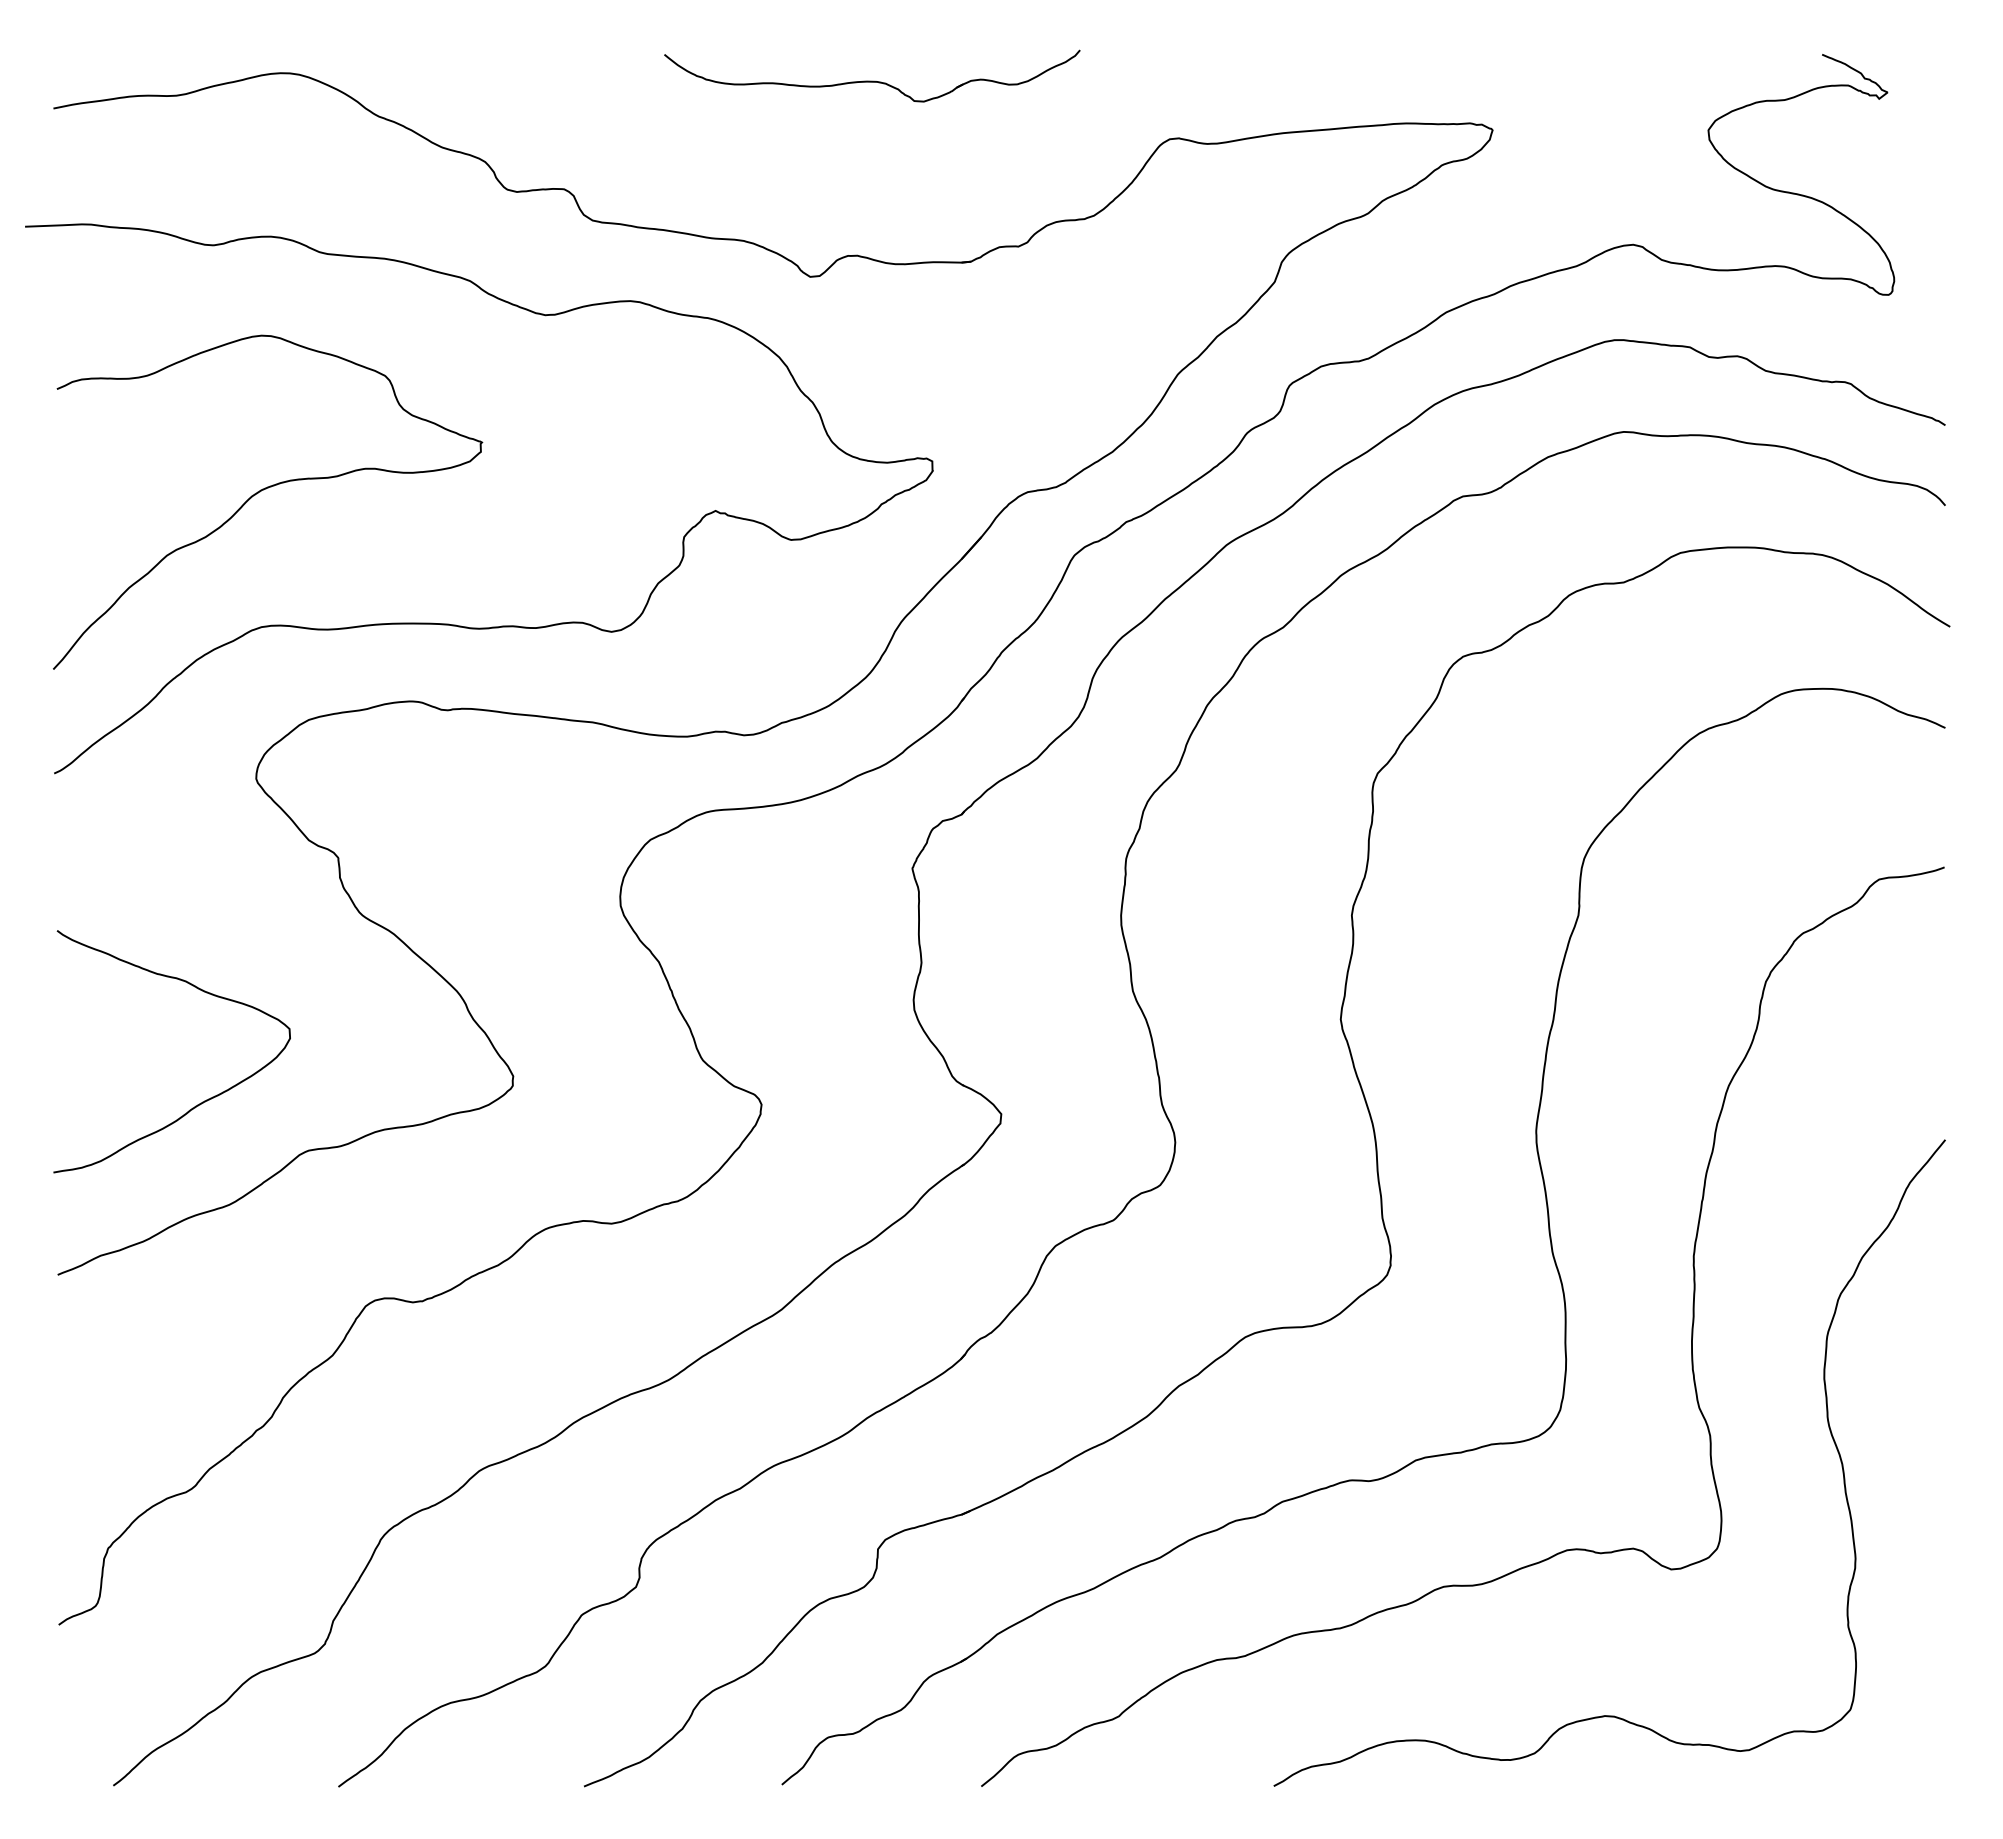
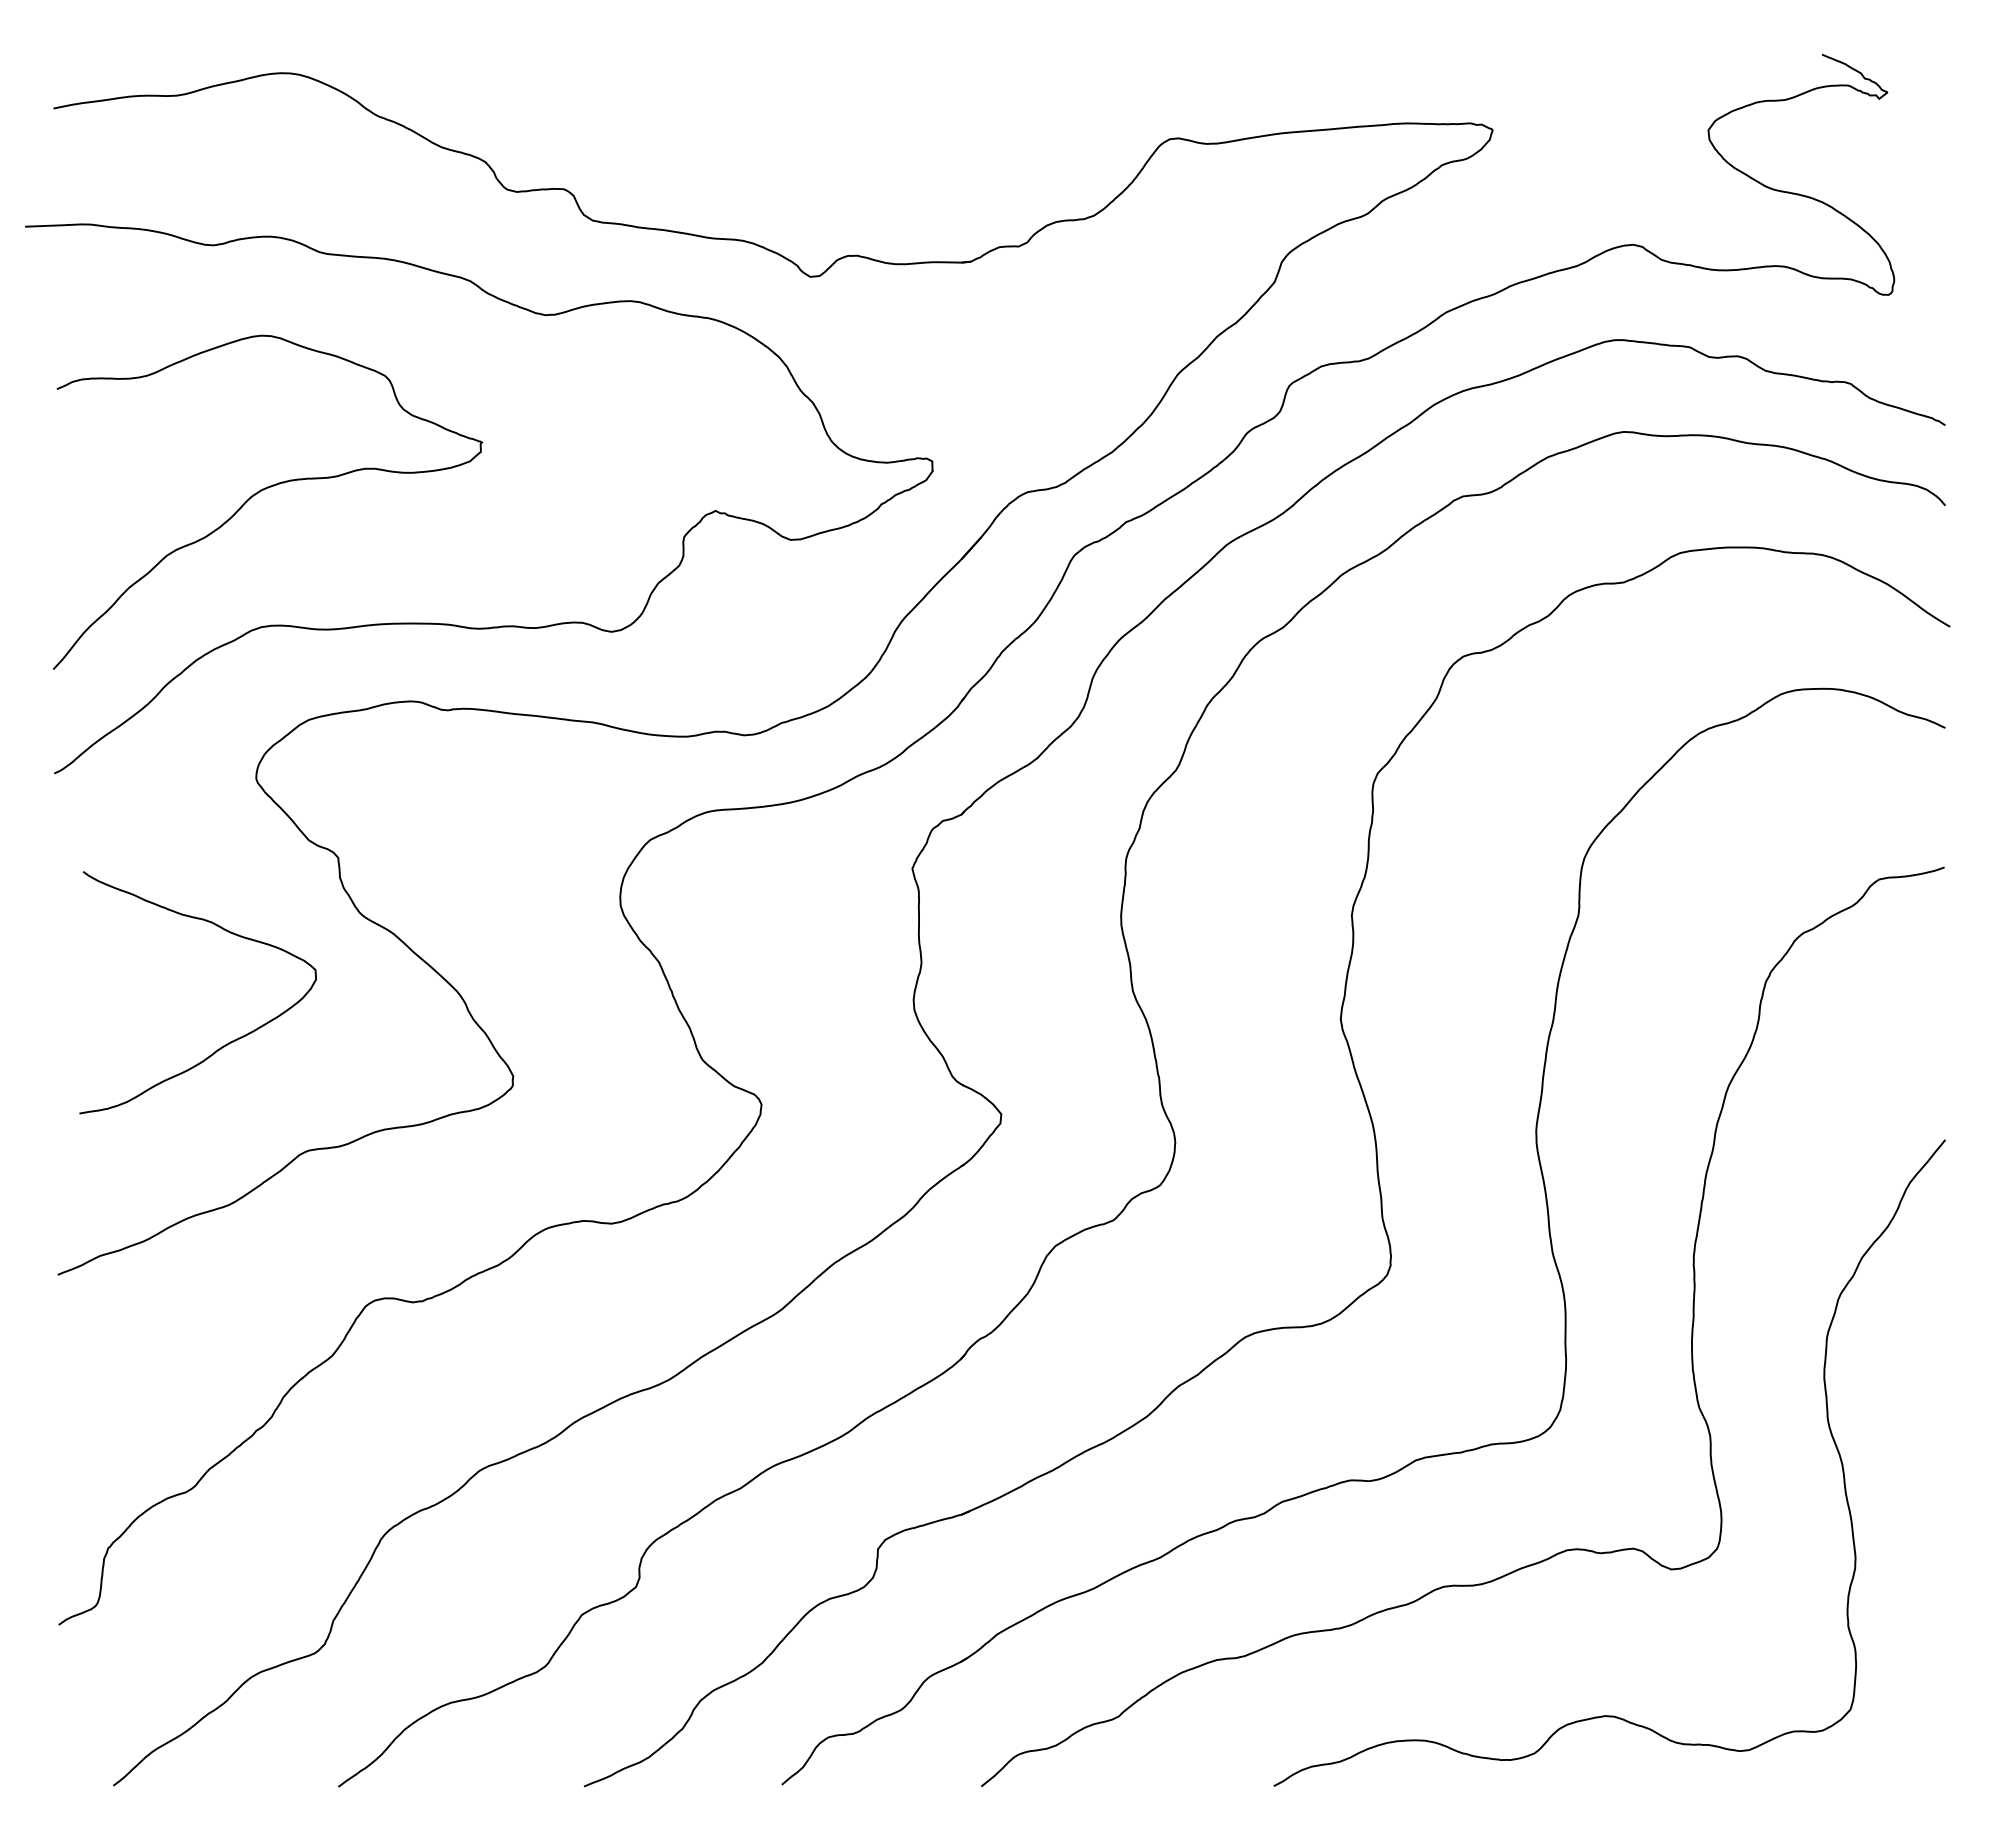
part: present -> none (872, 75)
curve position: (202, 1101) -> (228, 1042) (228, 1042)
